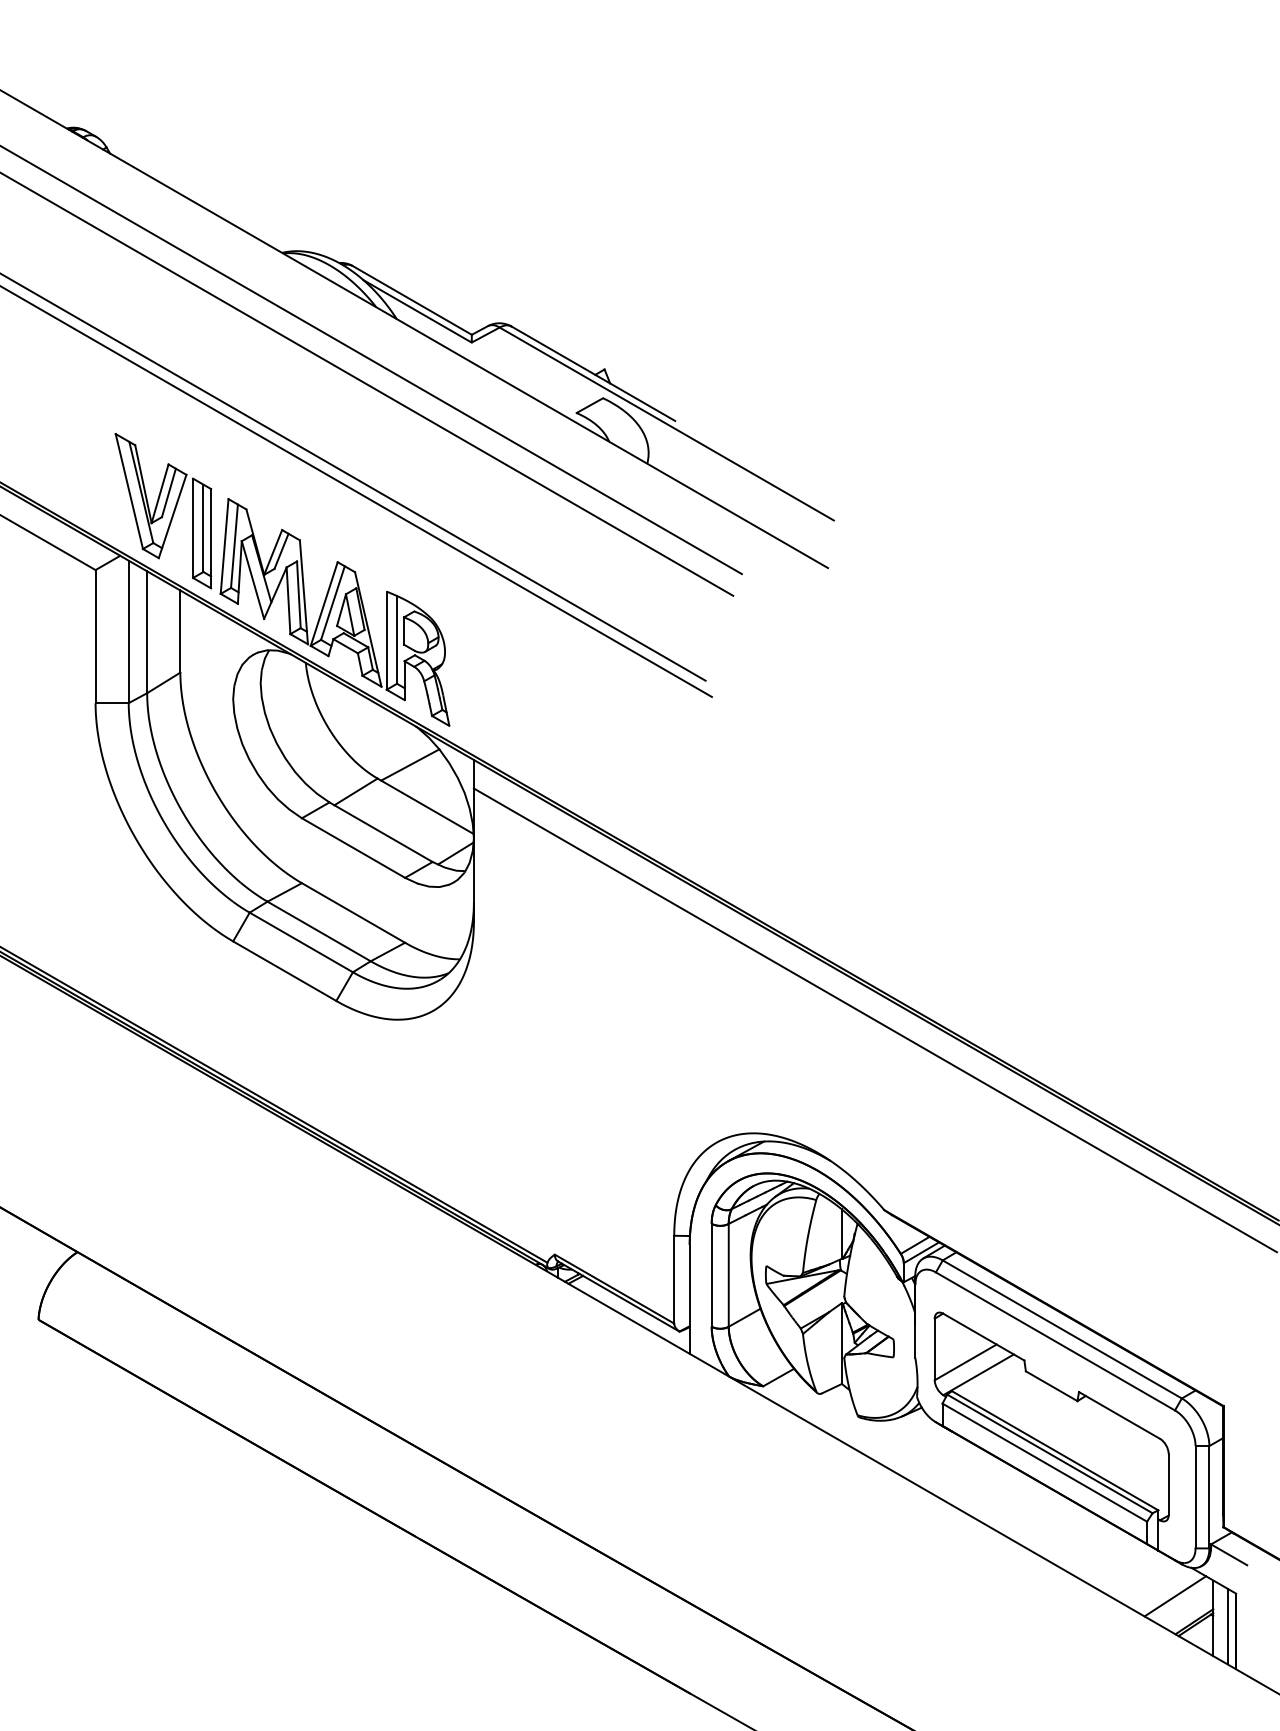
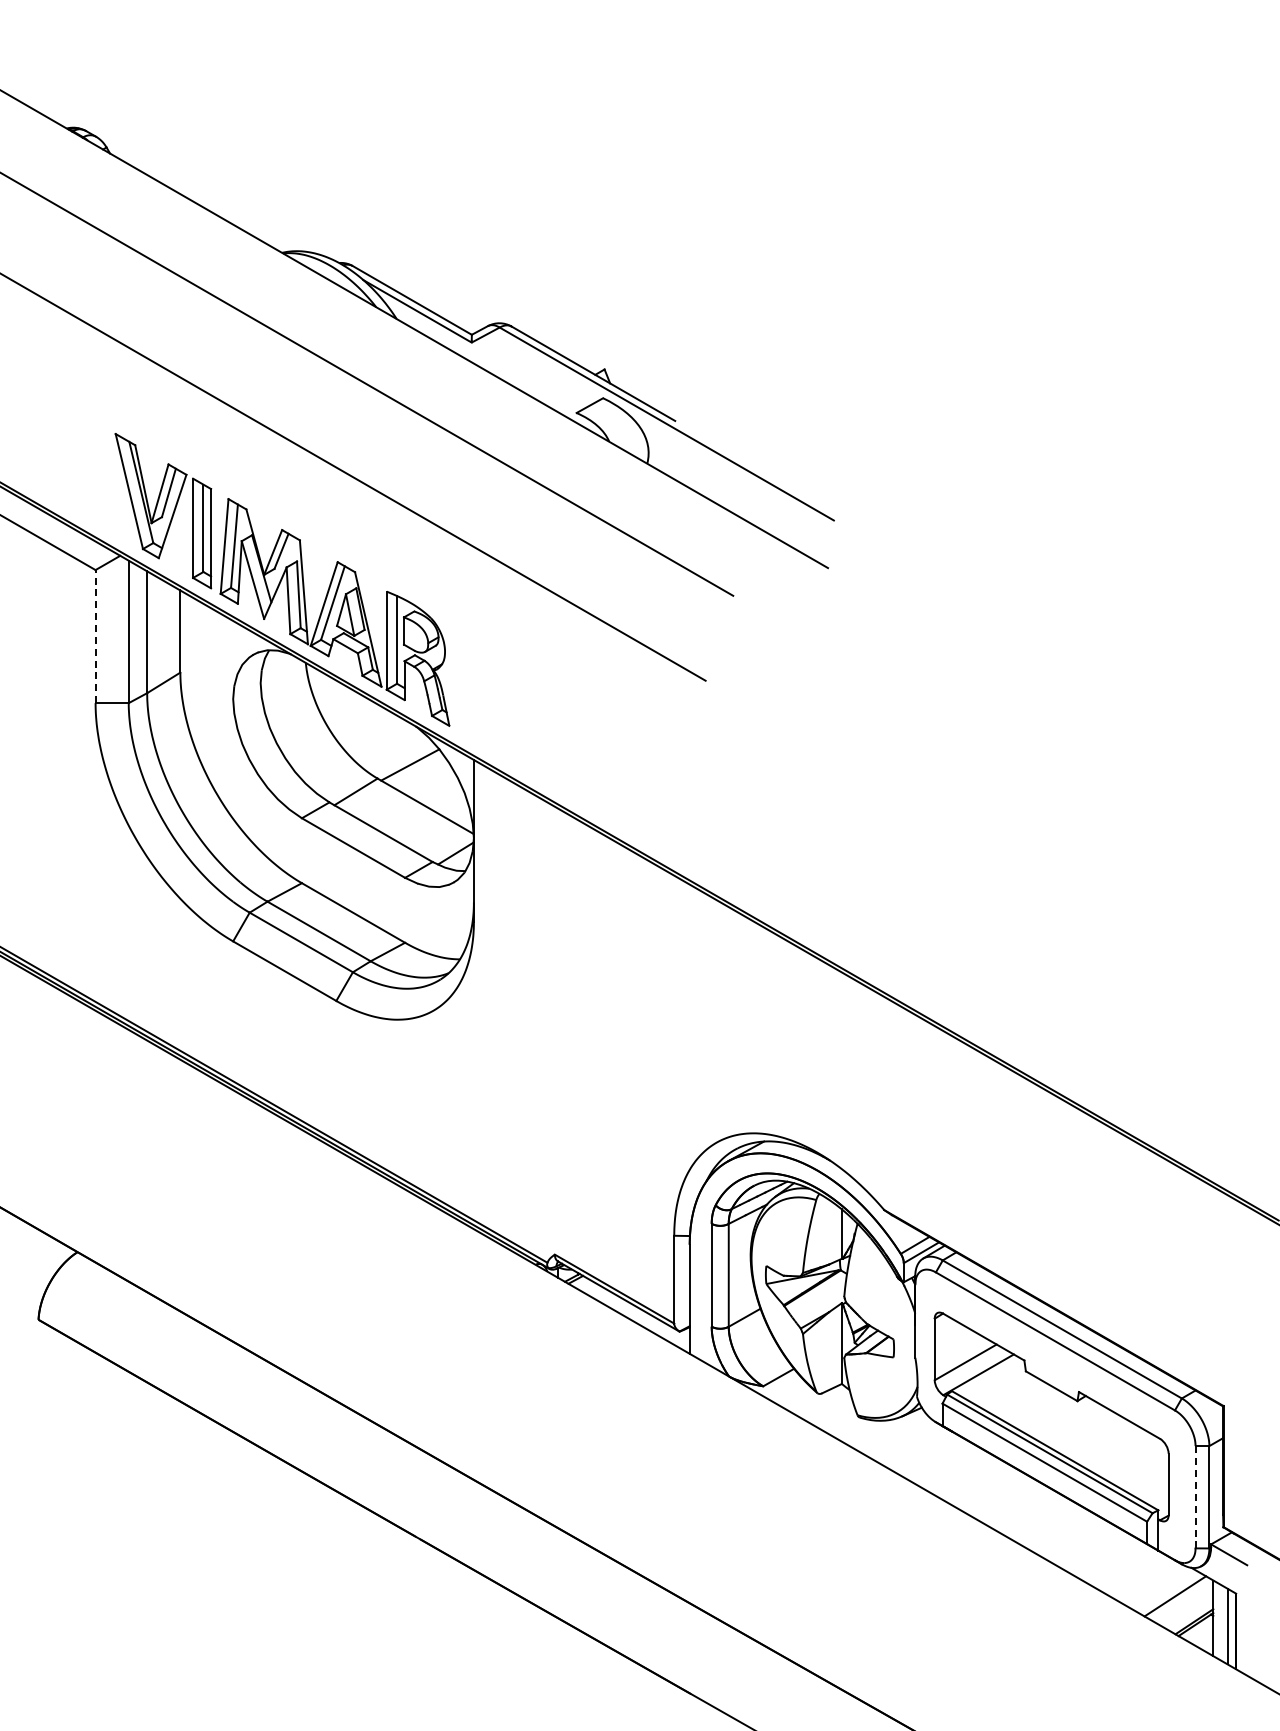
line: present -> none (371, 360)
line: present -> none (356, 491)
line: solid -> dashed (95, 636)
line: present -> none (874, 1020)
line: solid -> dashed (1195, 1496)
